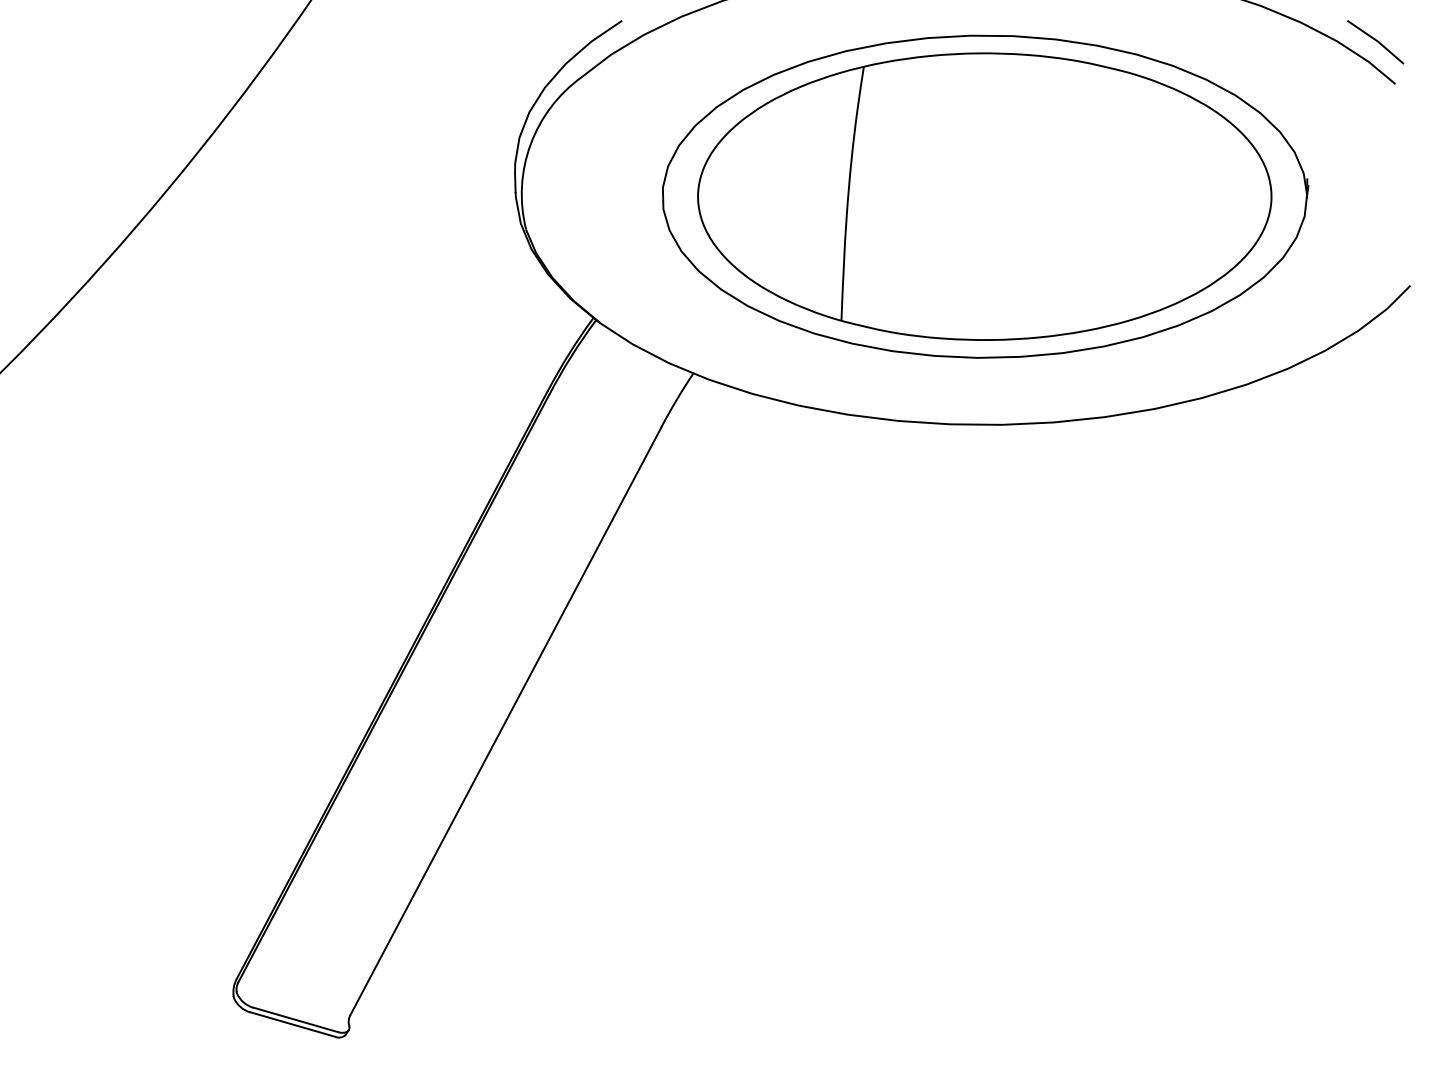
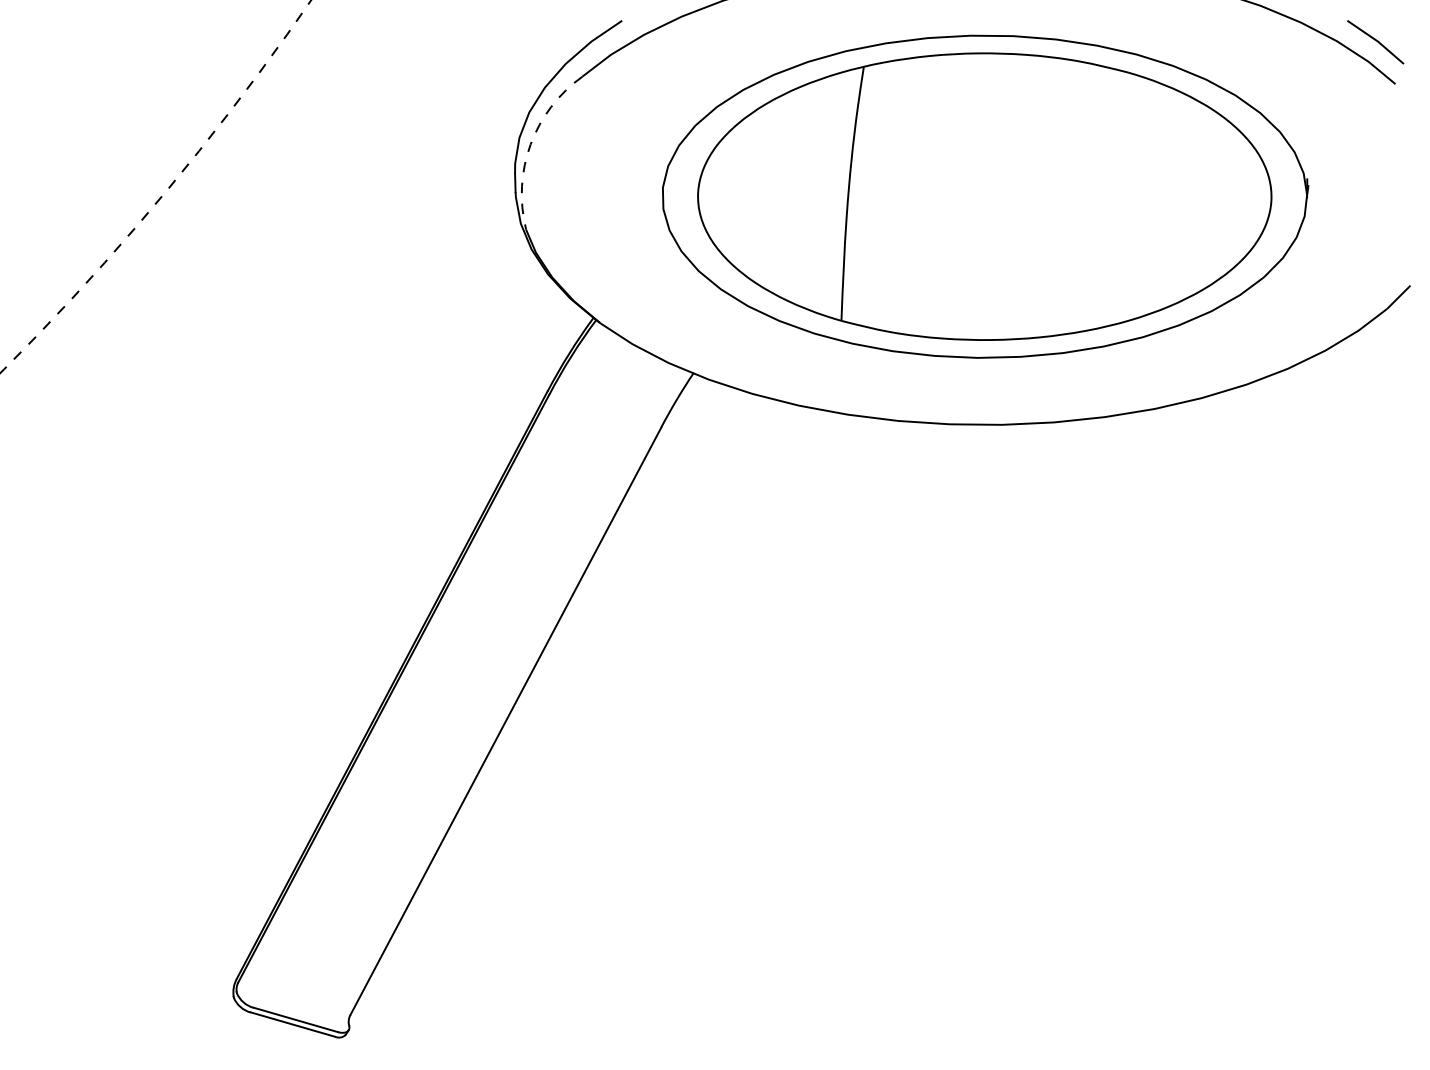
arc: solid -> dashed (530, 144)
arc: solid -> dashed (164, 193)
